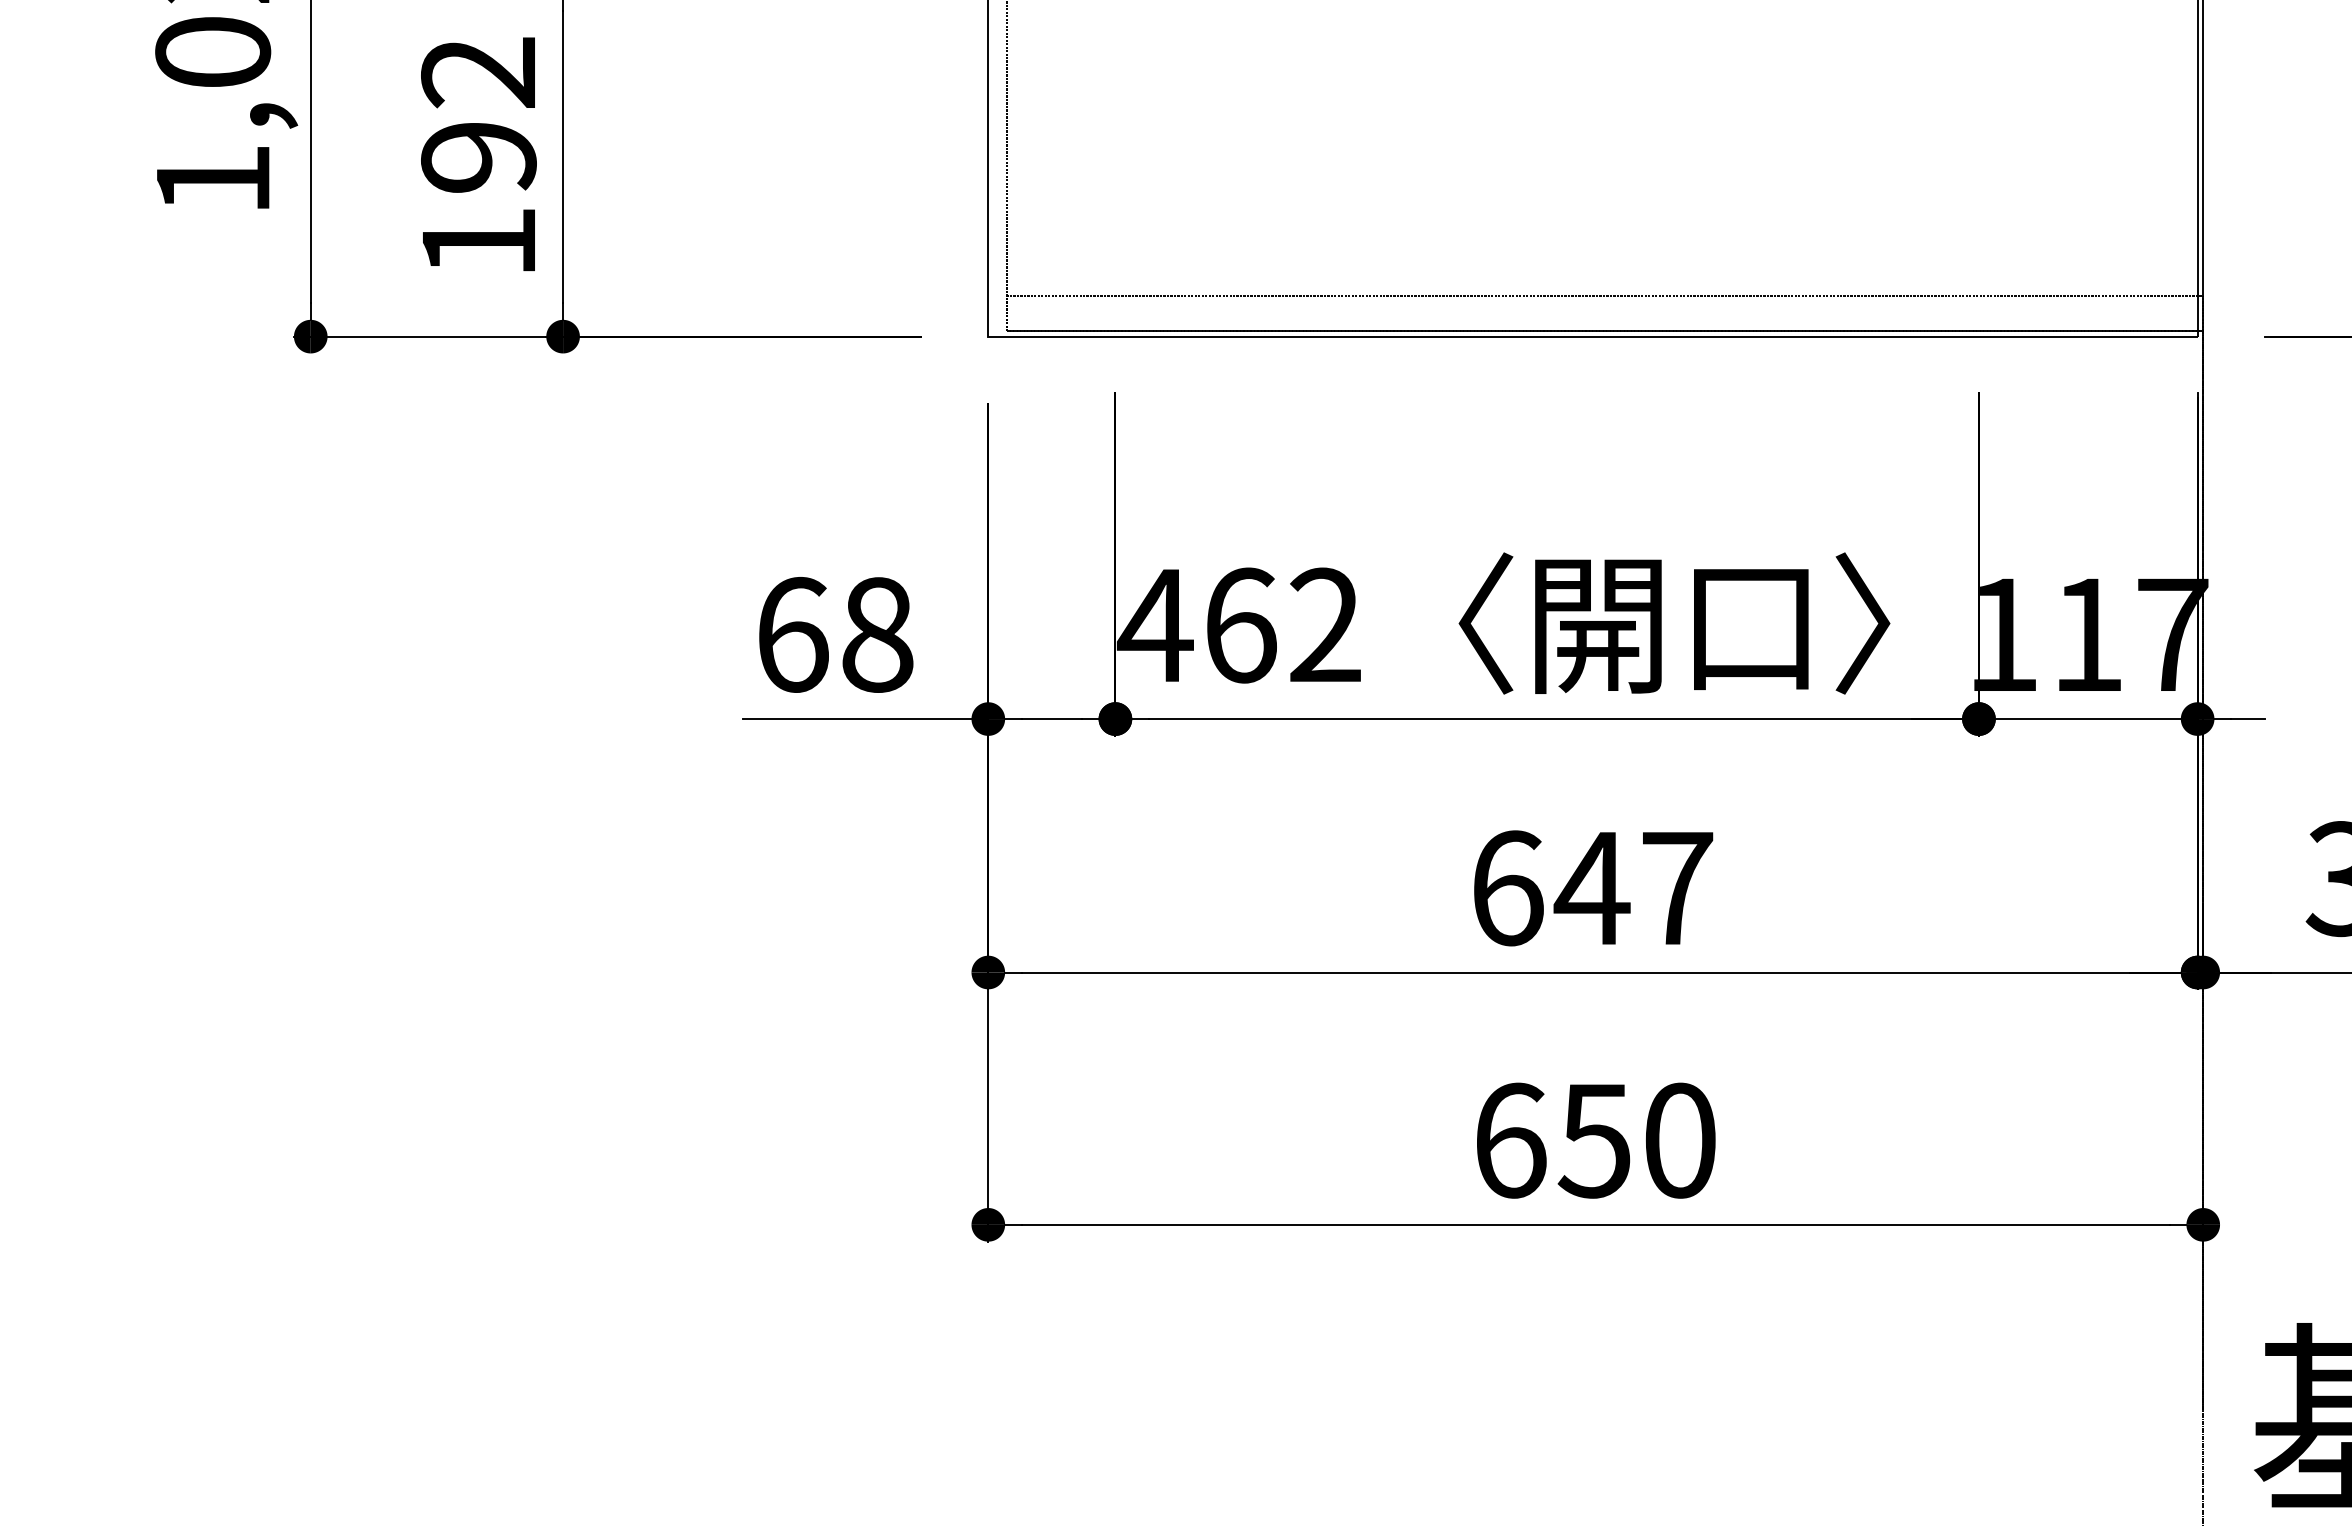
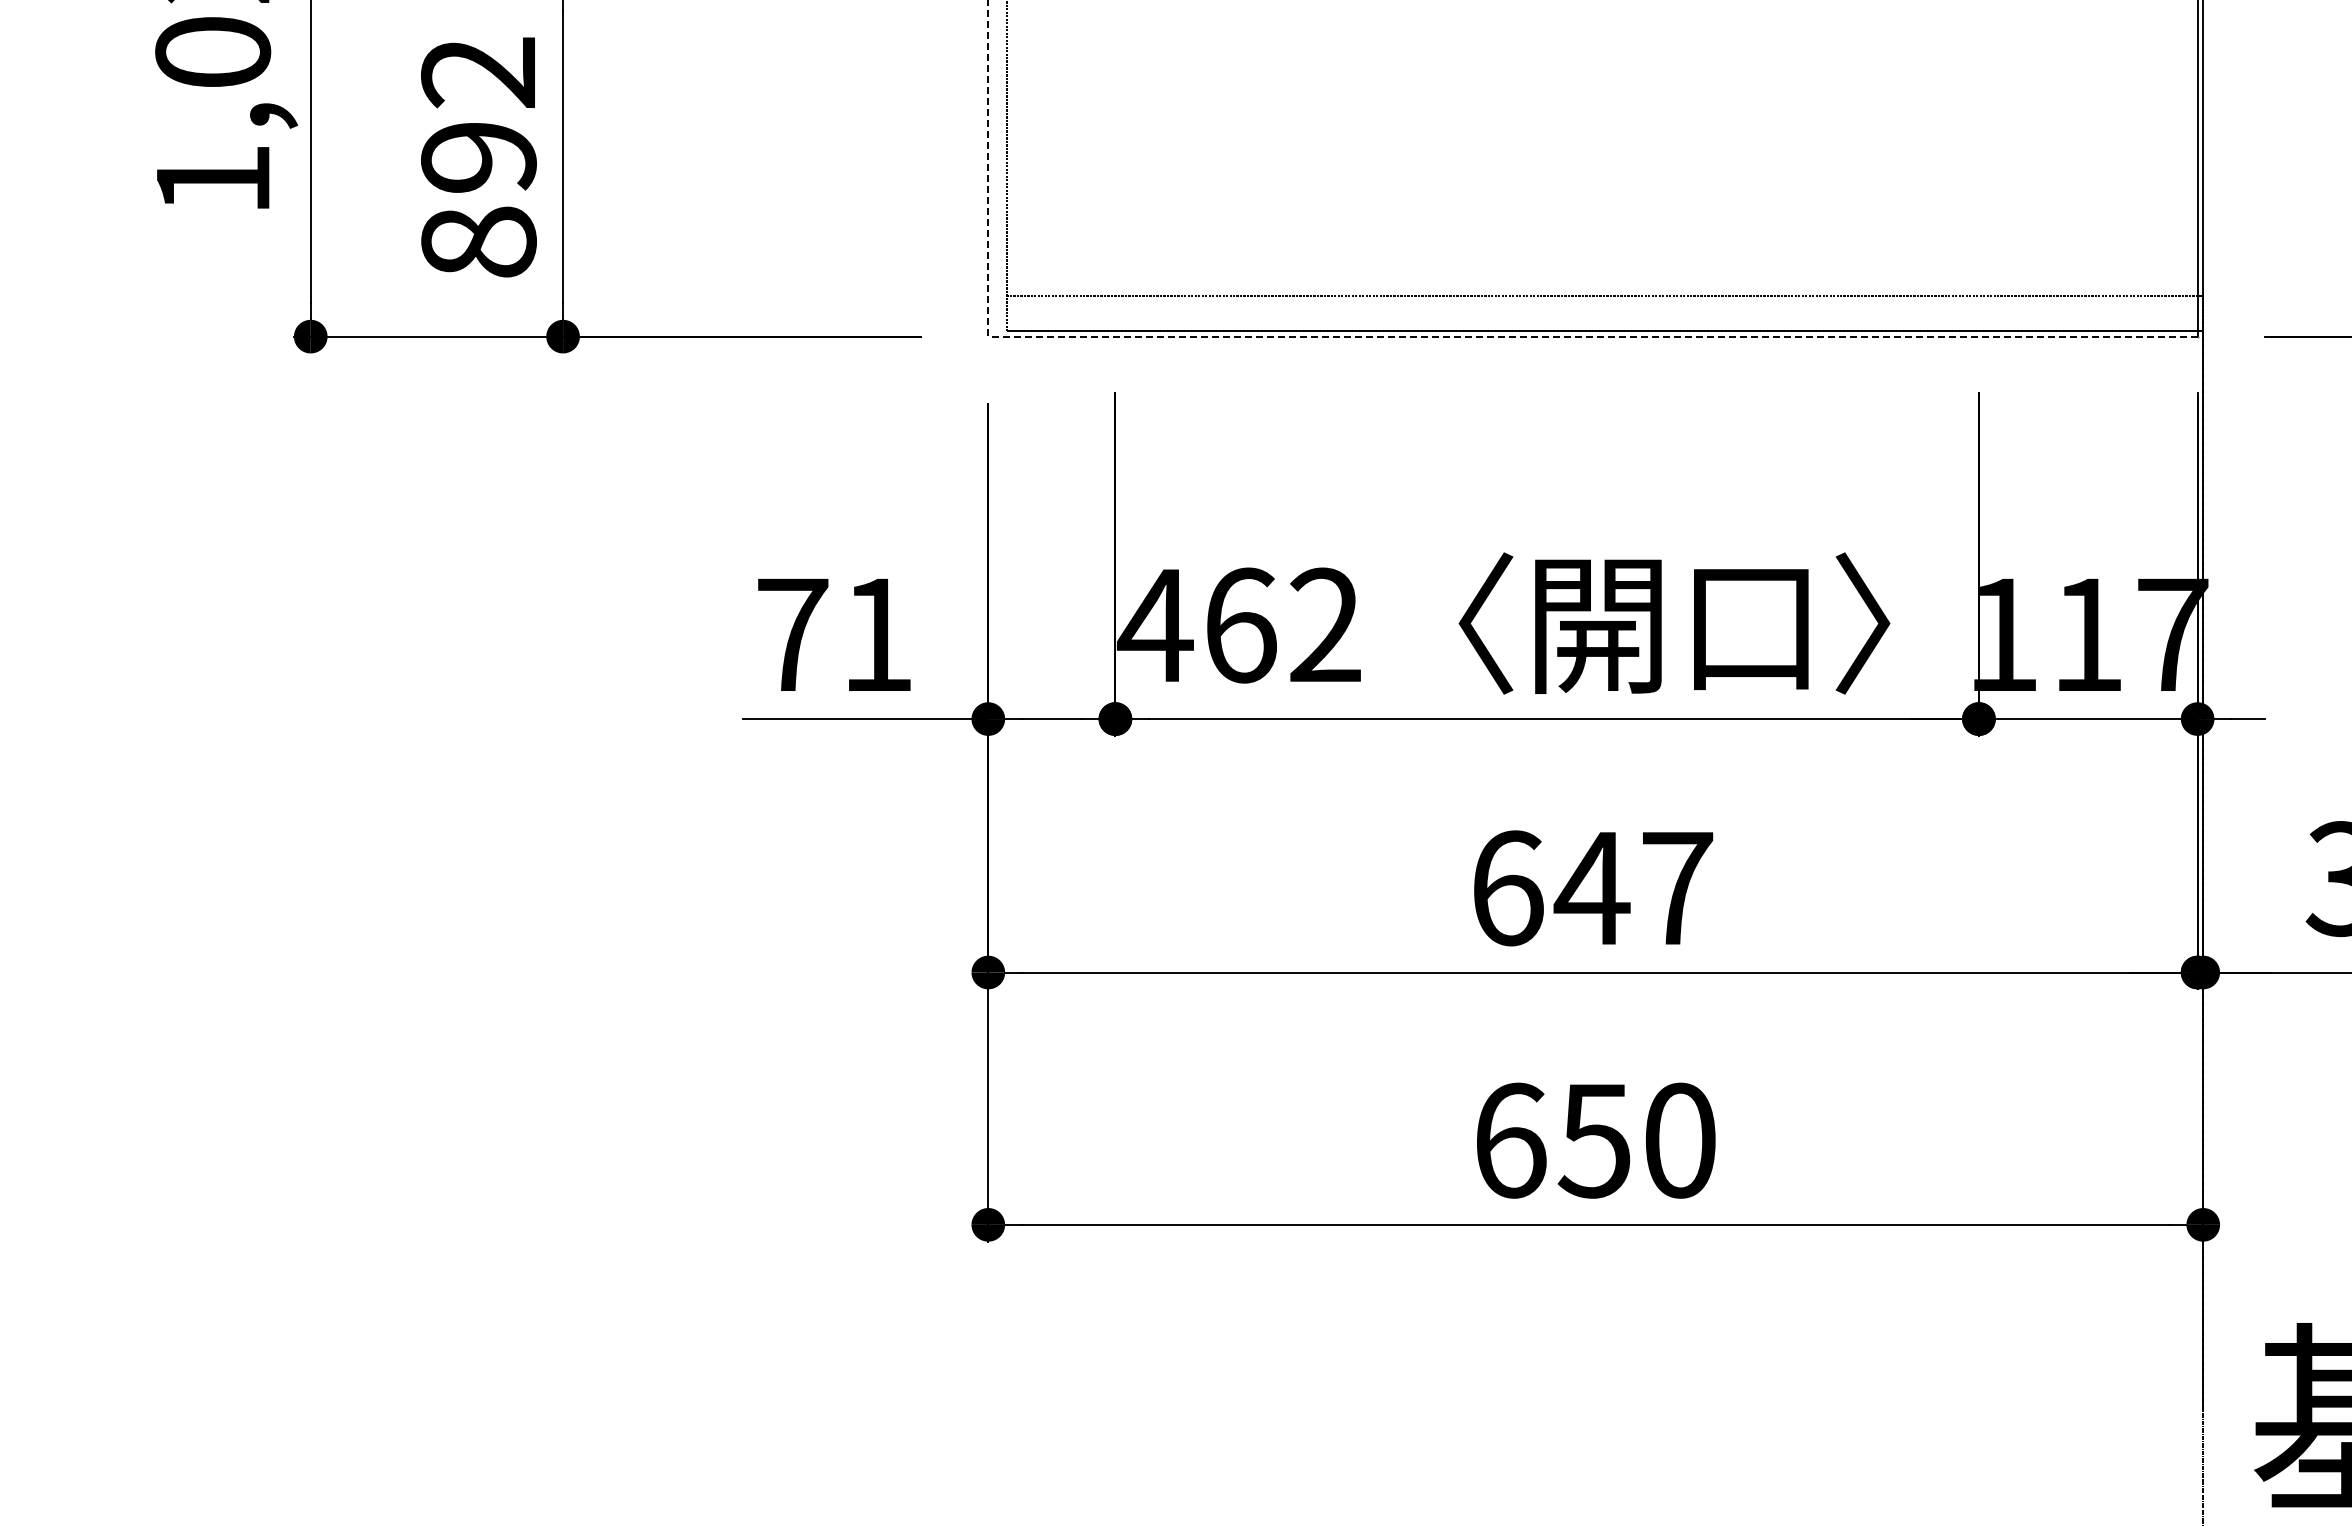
text: 192 -> 892 (478, 241)
line: solid -> dashed (1425, 336)
text: 68 -> 71 (835, 634)
